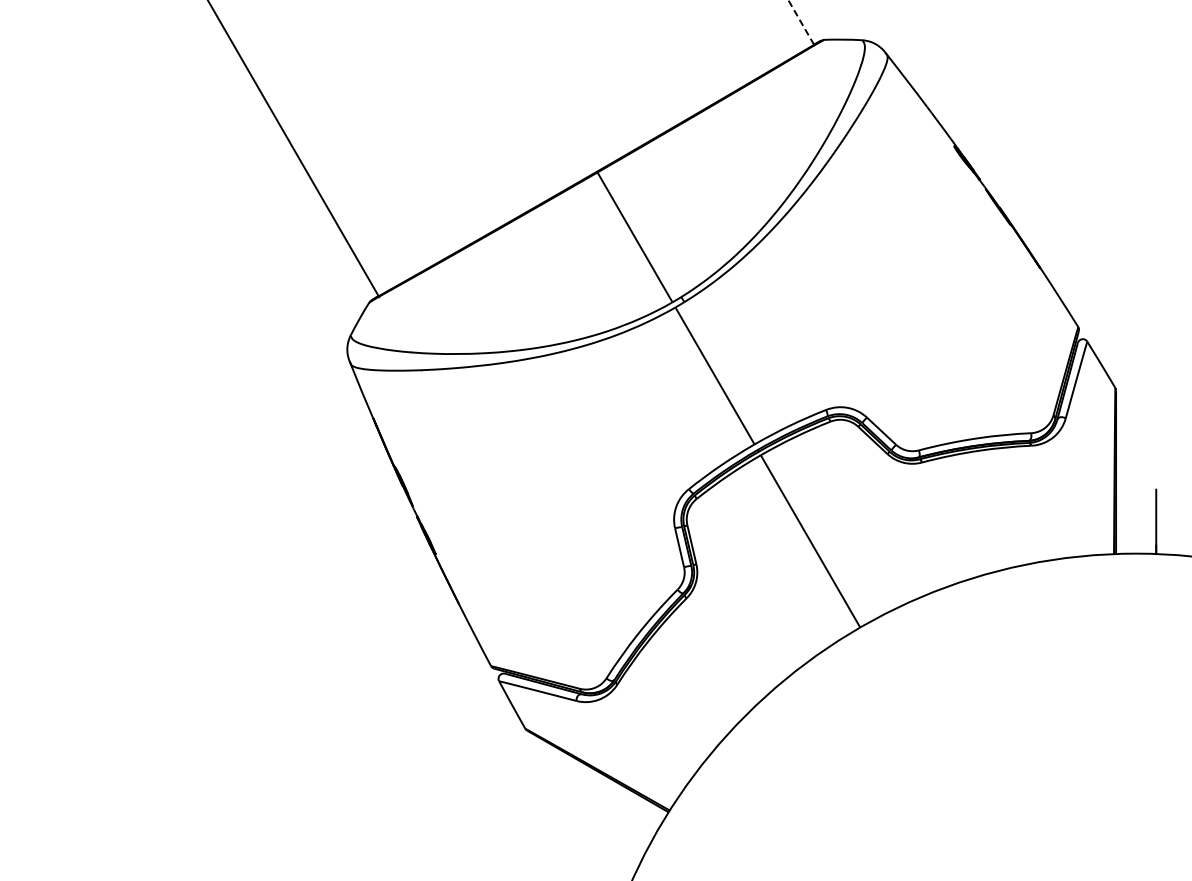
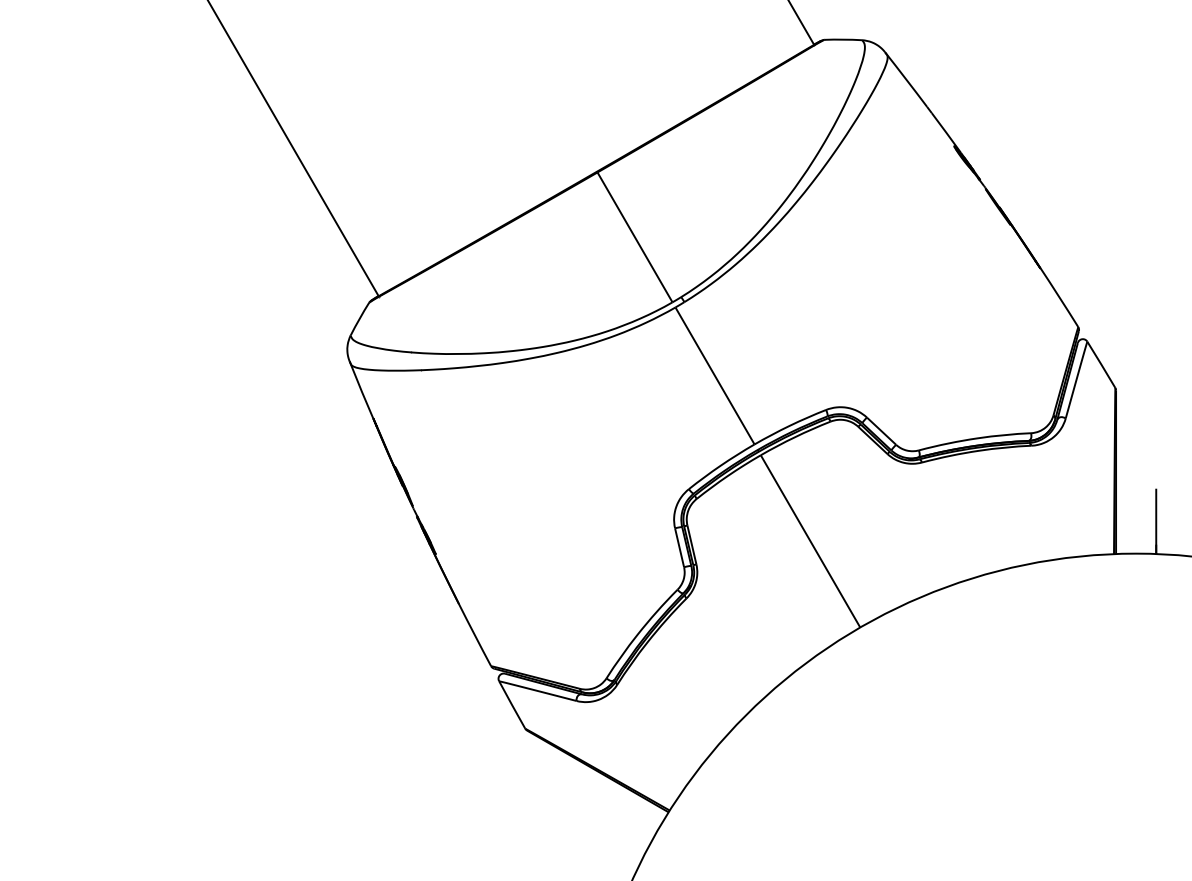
line: dashed -> solid (801, 22)
